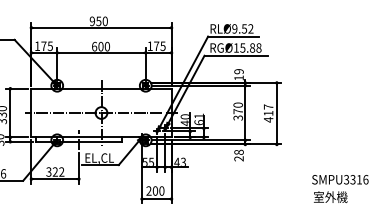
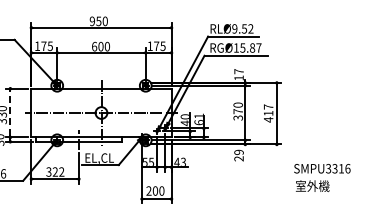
text: RGØ15.88 -> RGØ15.87 (258, 47)
text: 19 -> 17 (238, 71)
line: solid -> dashed (10, 113)
text: 28 -> 29 (238, 151)
text position: (340, 188) -> (322, 177) (322, 177)
